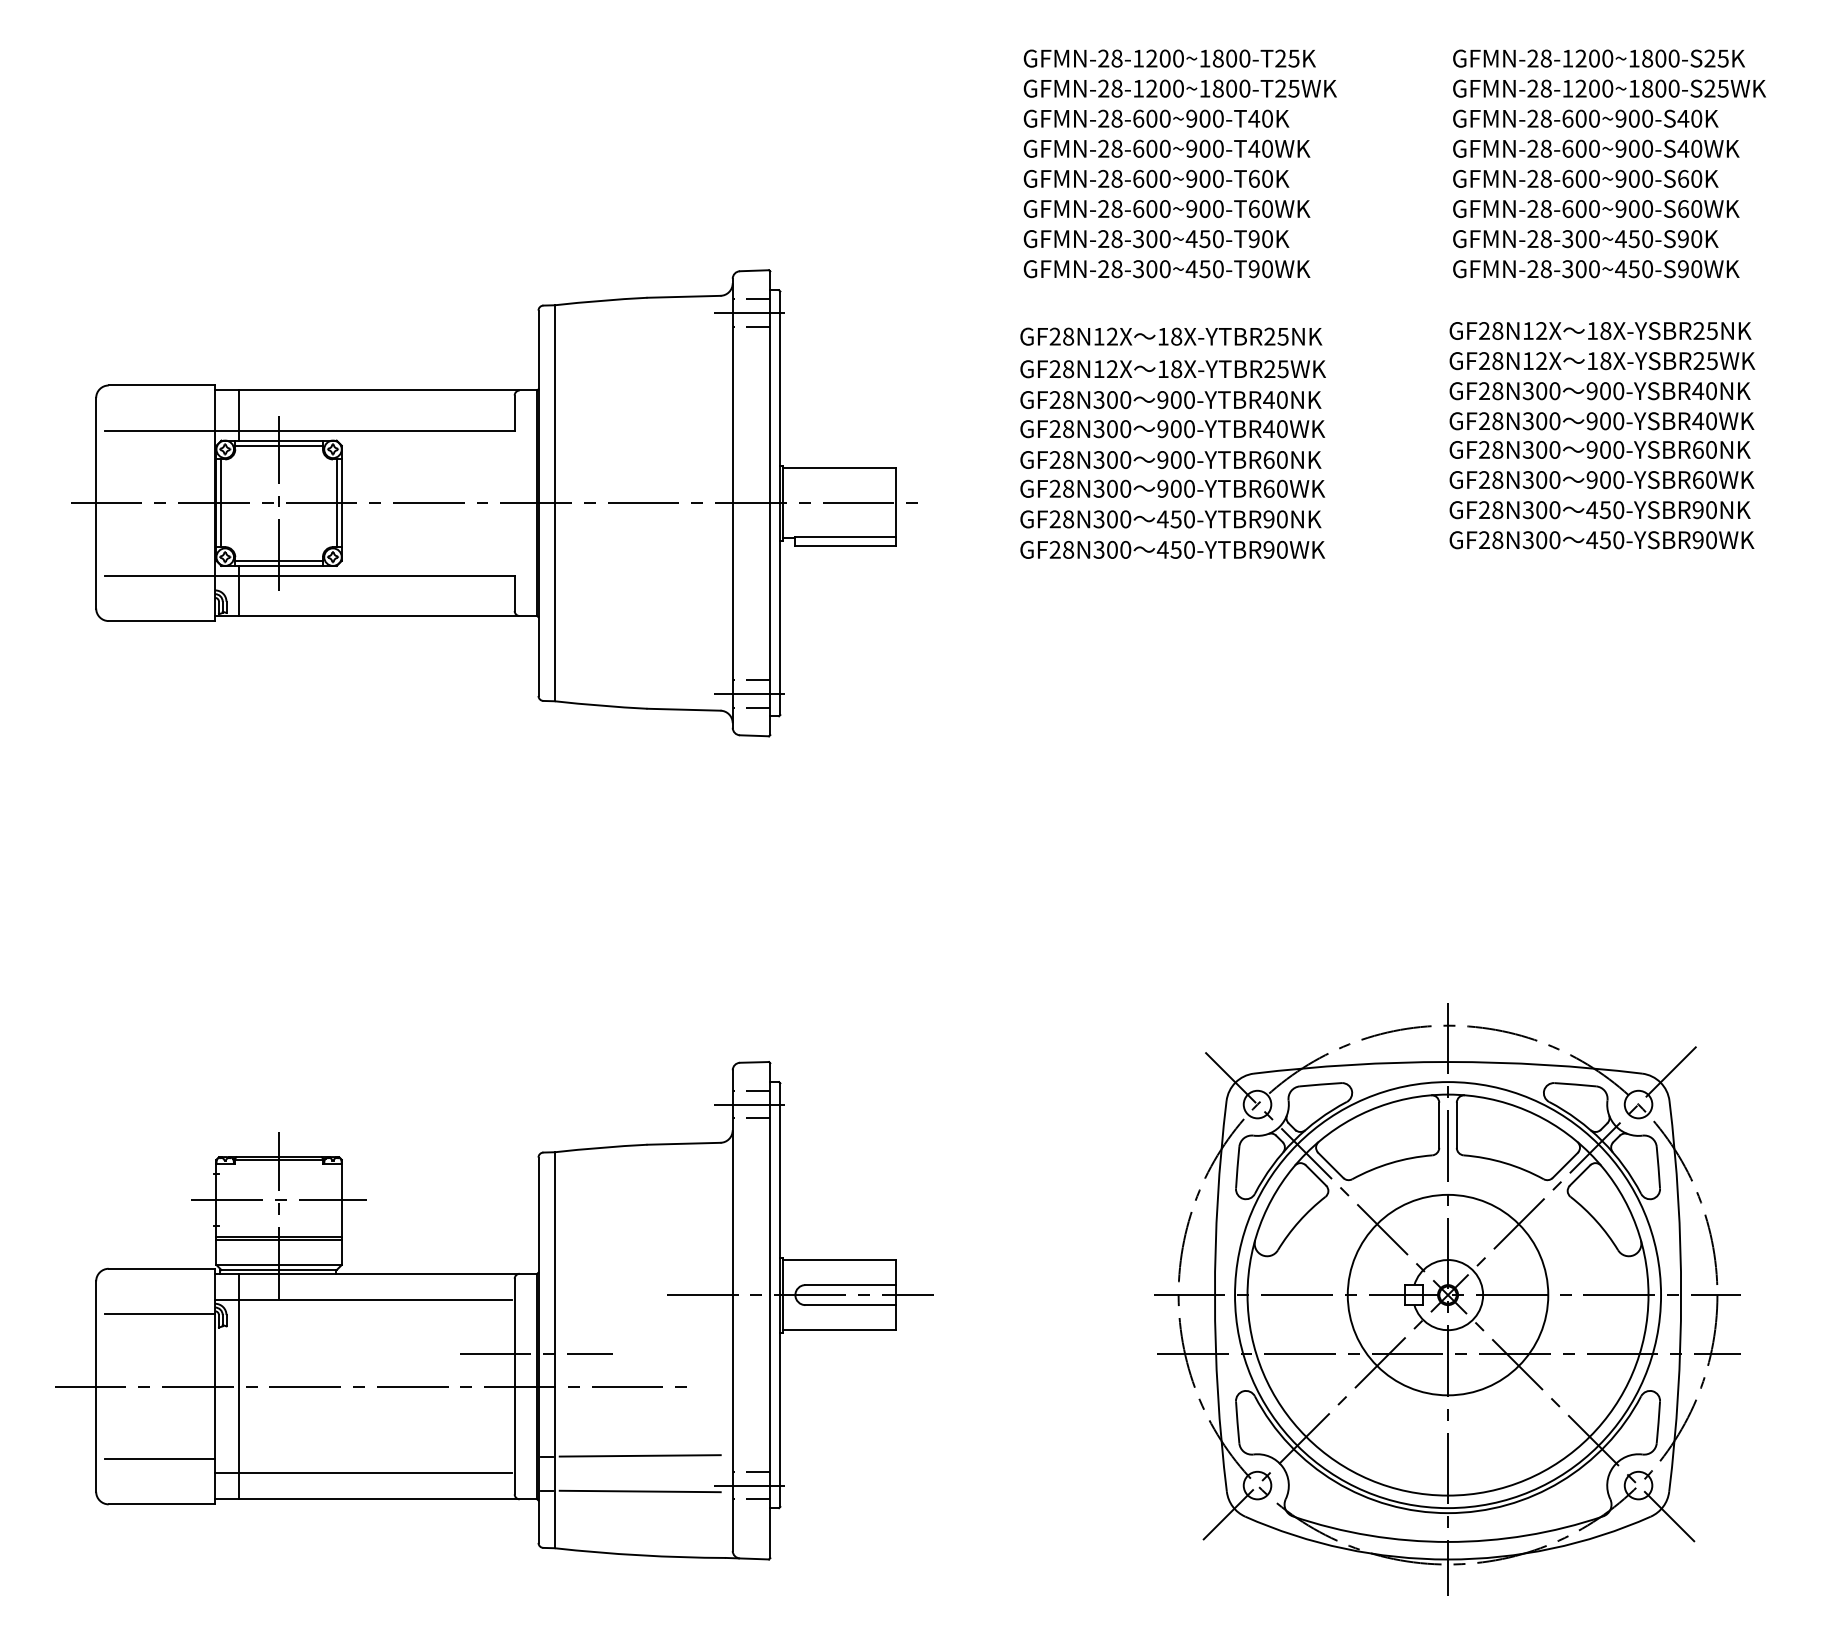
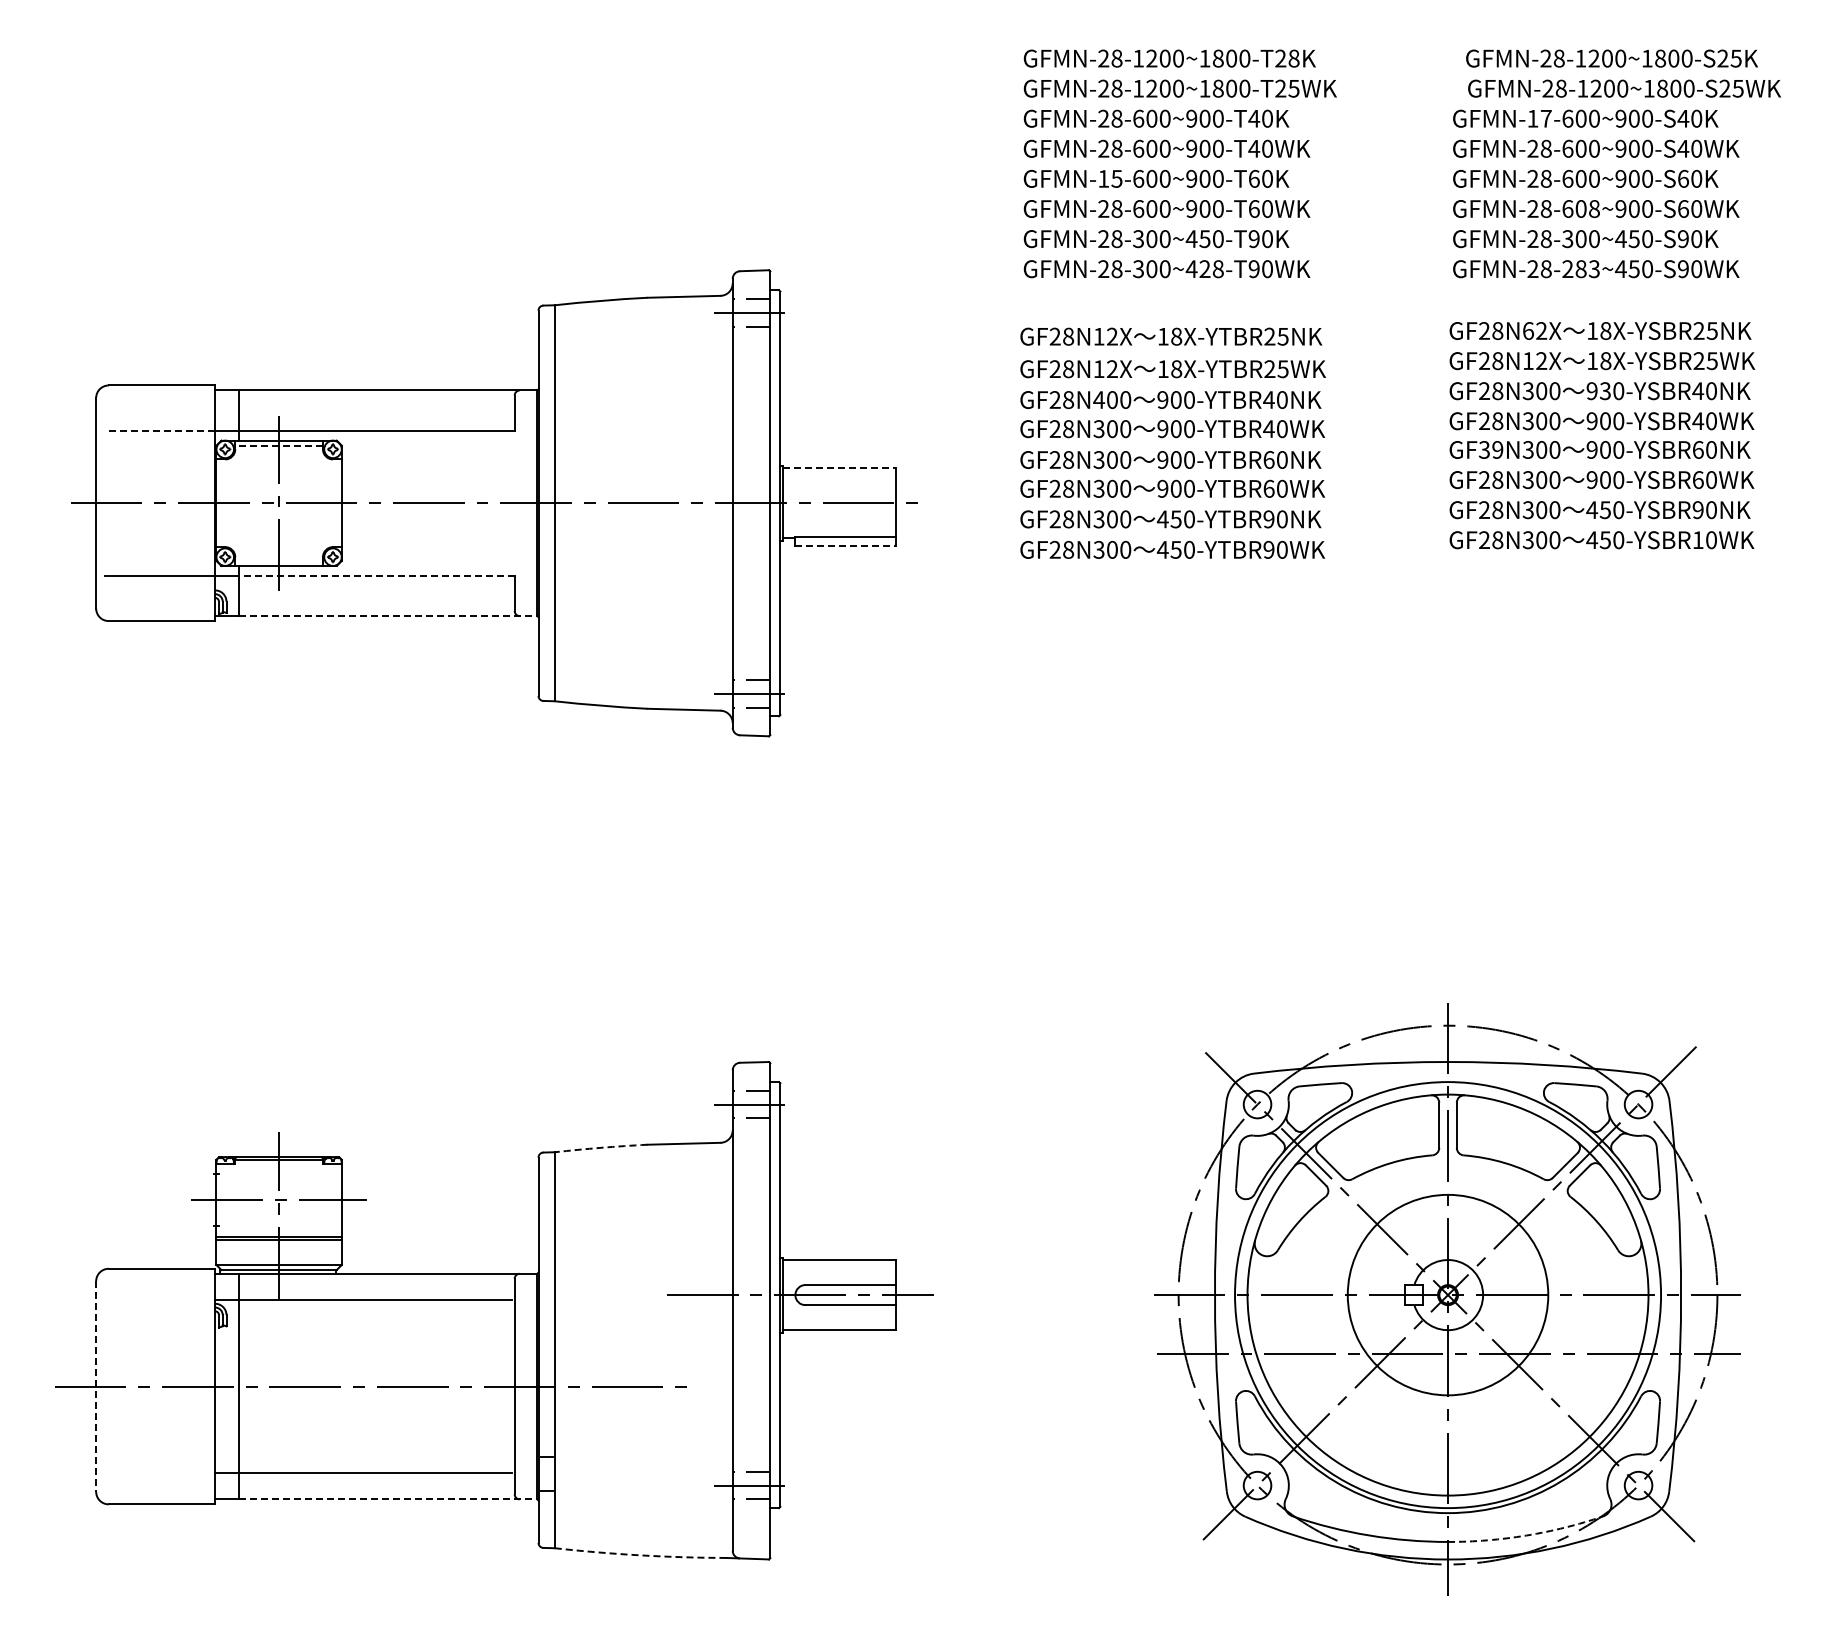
text: GFMN-28-1200~1800-T25K -> GFMN-28-1200~1800-T28K (1293, 58)
text position: (1598, 58) -> (1611, 58) (1611, 58)
text position: (1609, 88) -> (1624, 88) (1624, 88)
text: GFMN-28-600~900-S40K -> GFMN-17-600~900-S40K (1539, 118)
text: GFMN-28-600~900-T60K -> GFMN-15-600~900-T60K (1110, 178)
text: GFMN-28-600~900-S60WK -> GFMN-28-608~900-S60WK (1594, 208)
text: GFMN-28-300~450-T90WK -> GFMN-28-300~428-T90WK (1211, 269)
text: GFMN-28-300~450-S90WK -> GFMN-28-283~450-S90WK (1580, 269)
text: GF28N12X -> GF28N62X (1528, 330)
text: 900-YSBR40NK -> 930-YSBR40NK (1604, 390)
text: GF28N300 -> GF28N400 (1099, 400)
line: solid -> dashed (159, 430)
line: solid -> dashed (279, 445)
text: GF28N300 -> GF39N300 (1490, 449)
line: solid -> dashed (839, 468)
line: present -> none (221, 503)
line: present -> none (336, 503)
text: 450-YSBR90WK -> 450-YSBR10WK (1697, 540)
line: solid -> dashed (846, 545)
line: present -> none (278, 560)
line: solid -> dashed (376, 575)
line: solid -> dashed (388, 616)
arc: solid -> dashed (601, 1147)
line: present -> none (160, 1313)
line: present -> none (536, 1354)
line: solid -> dashed (96, 1387)
line: present -> none (639, 1455)
line: present -> none (160, 1459)
line: present -> none (639, 1491)
line: solid -> dashed (388, 1499)
arc: solid -> dashed (1526, 1535)
arc: solid -> dashed (640, 1555)
